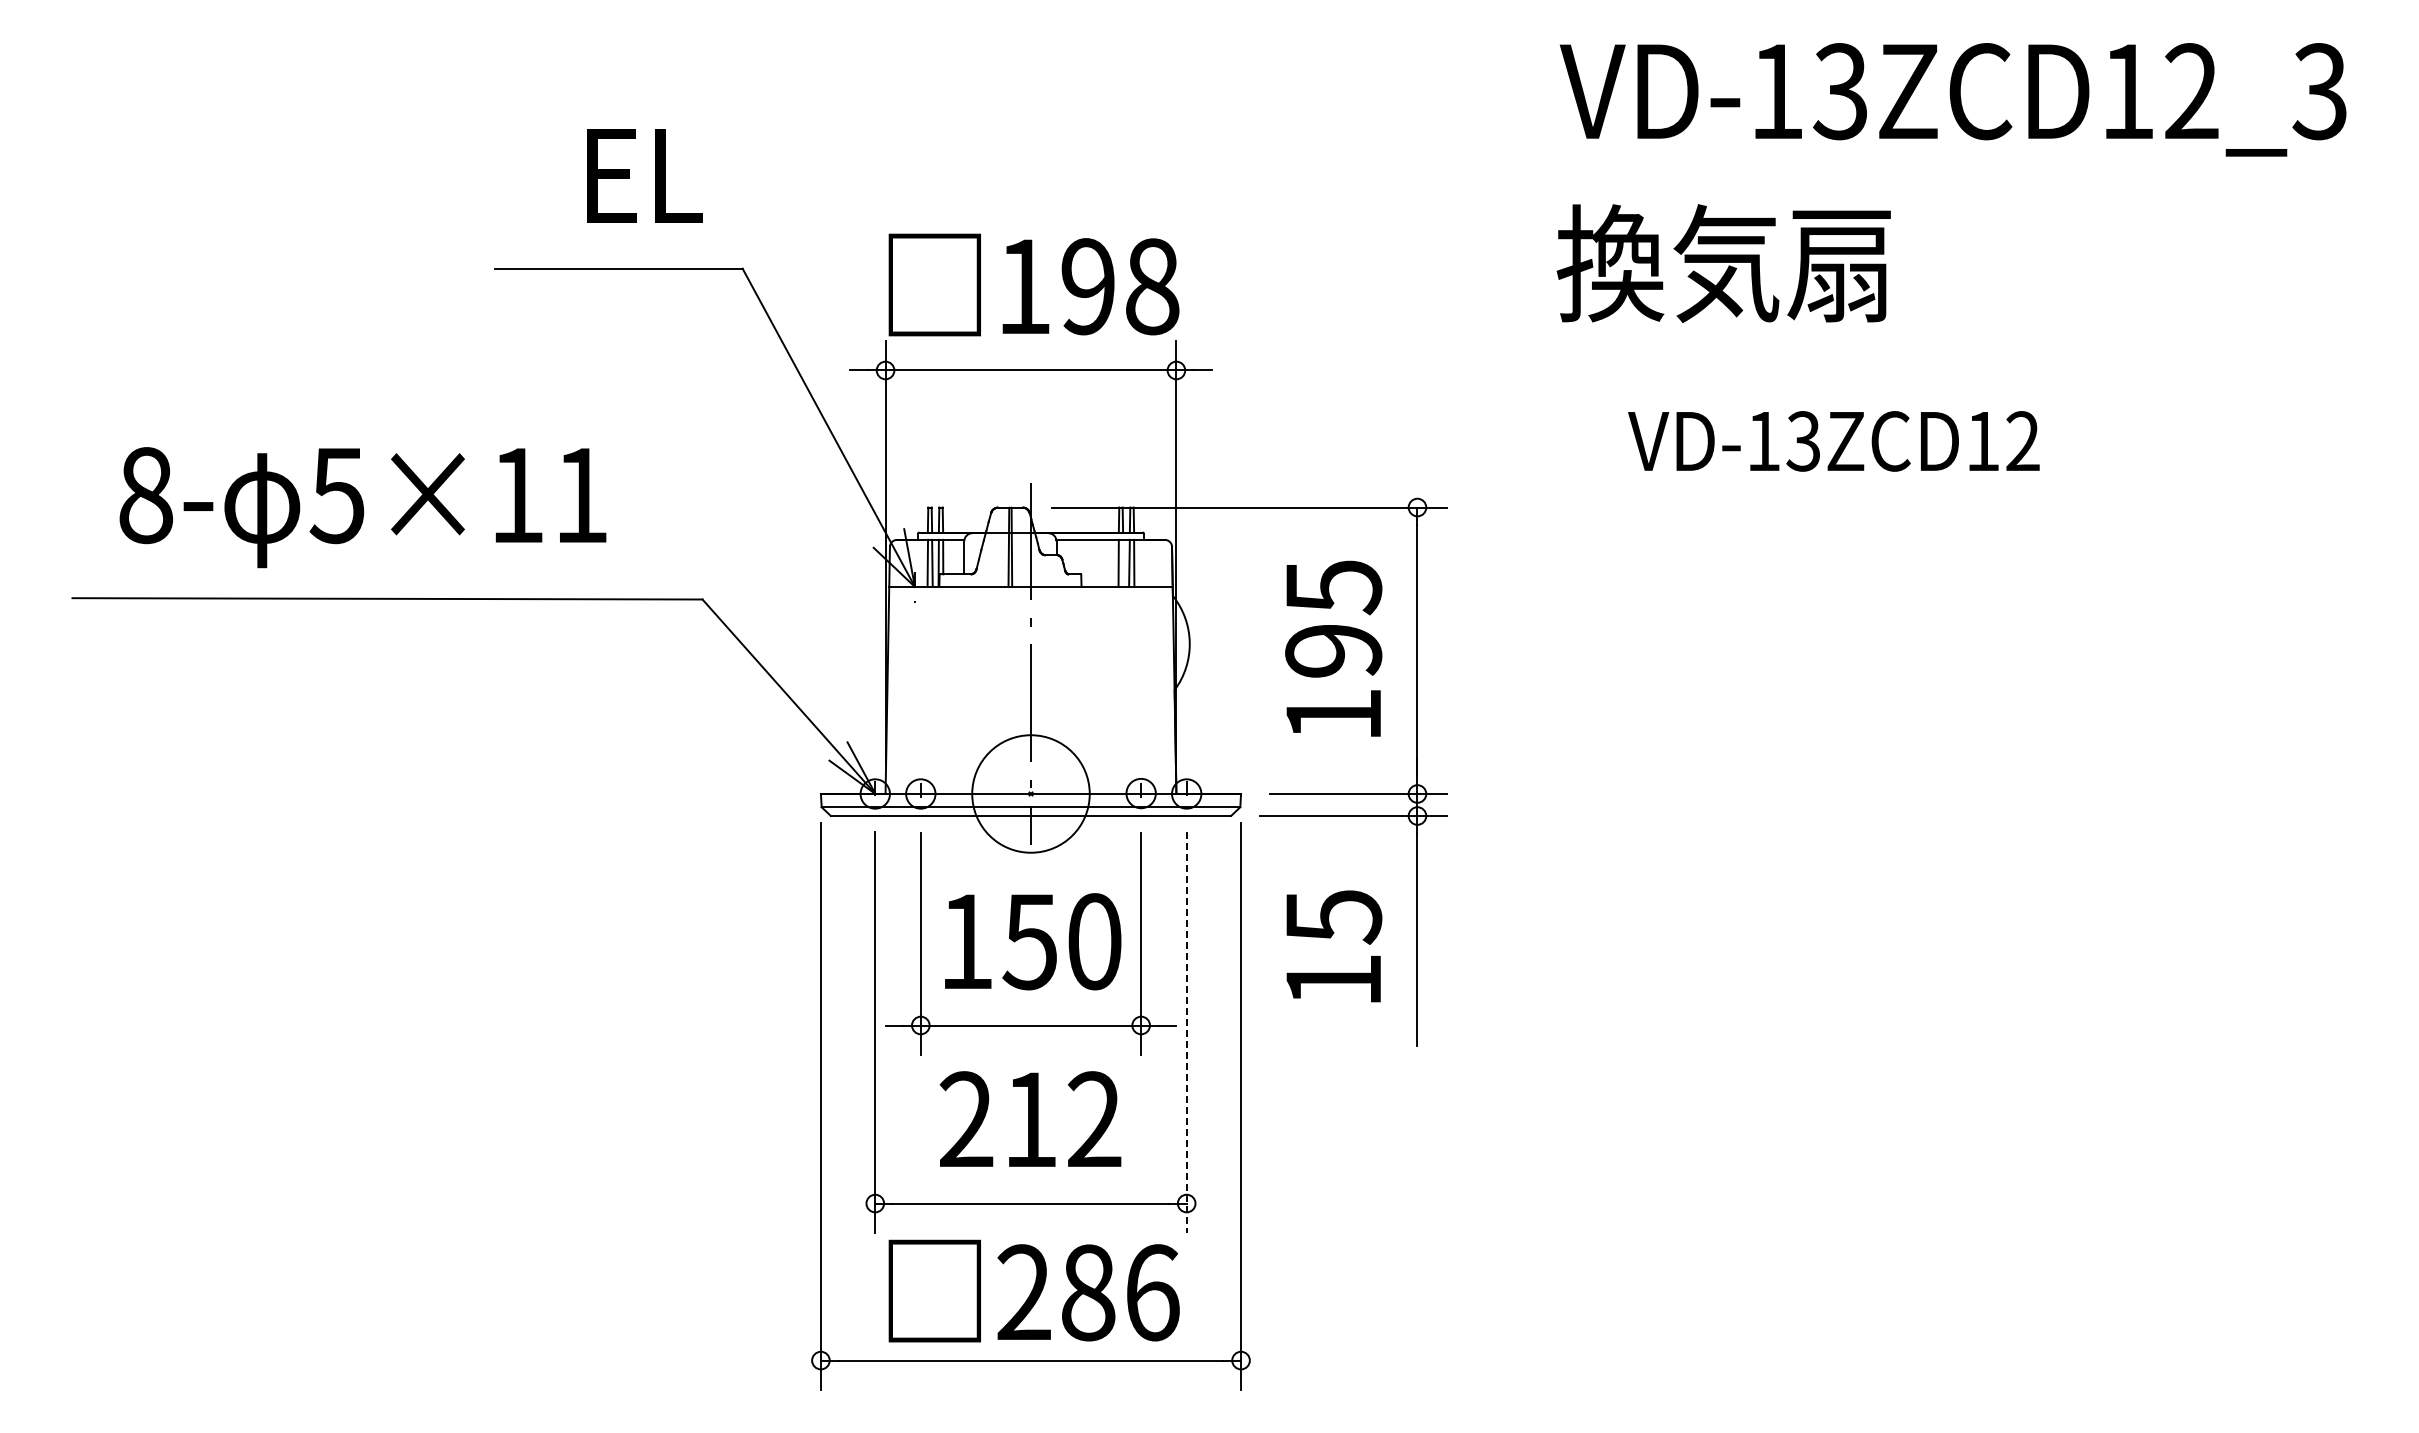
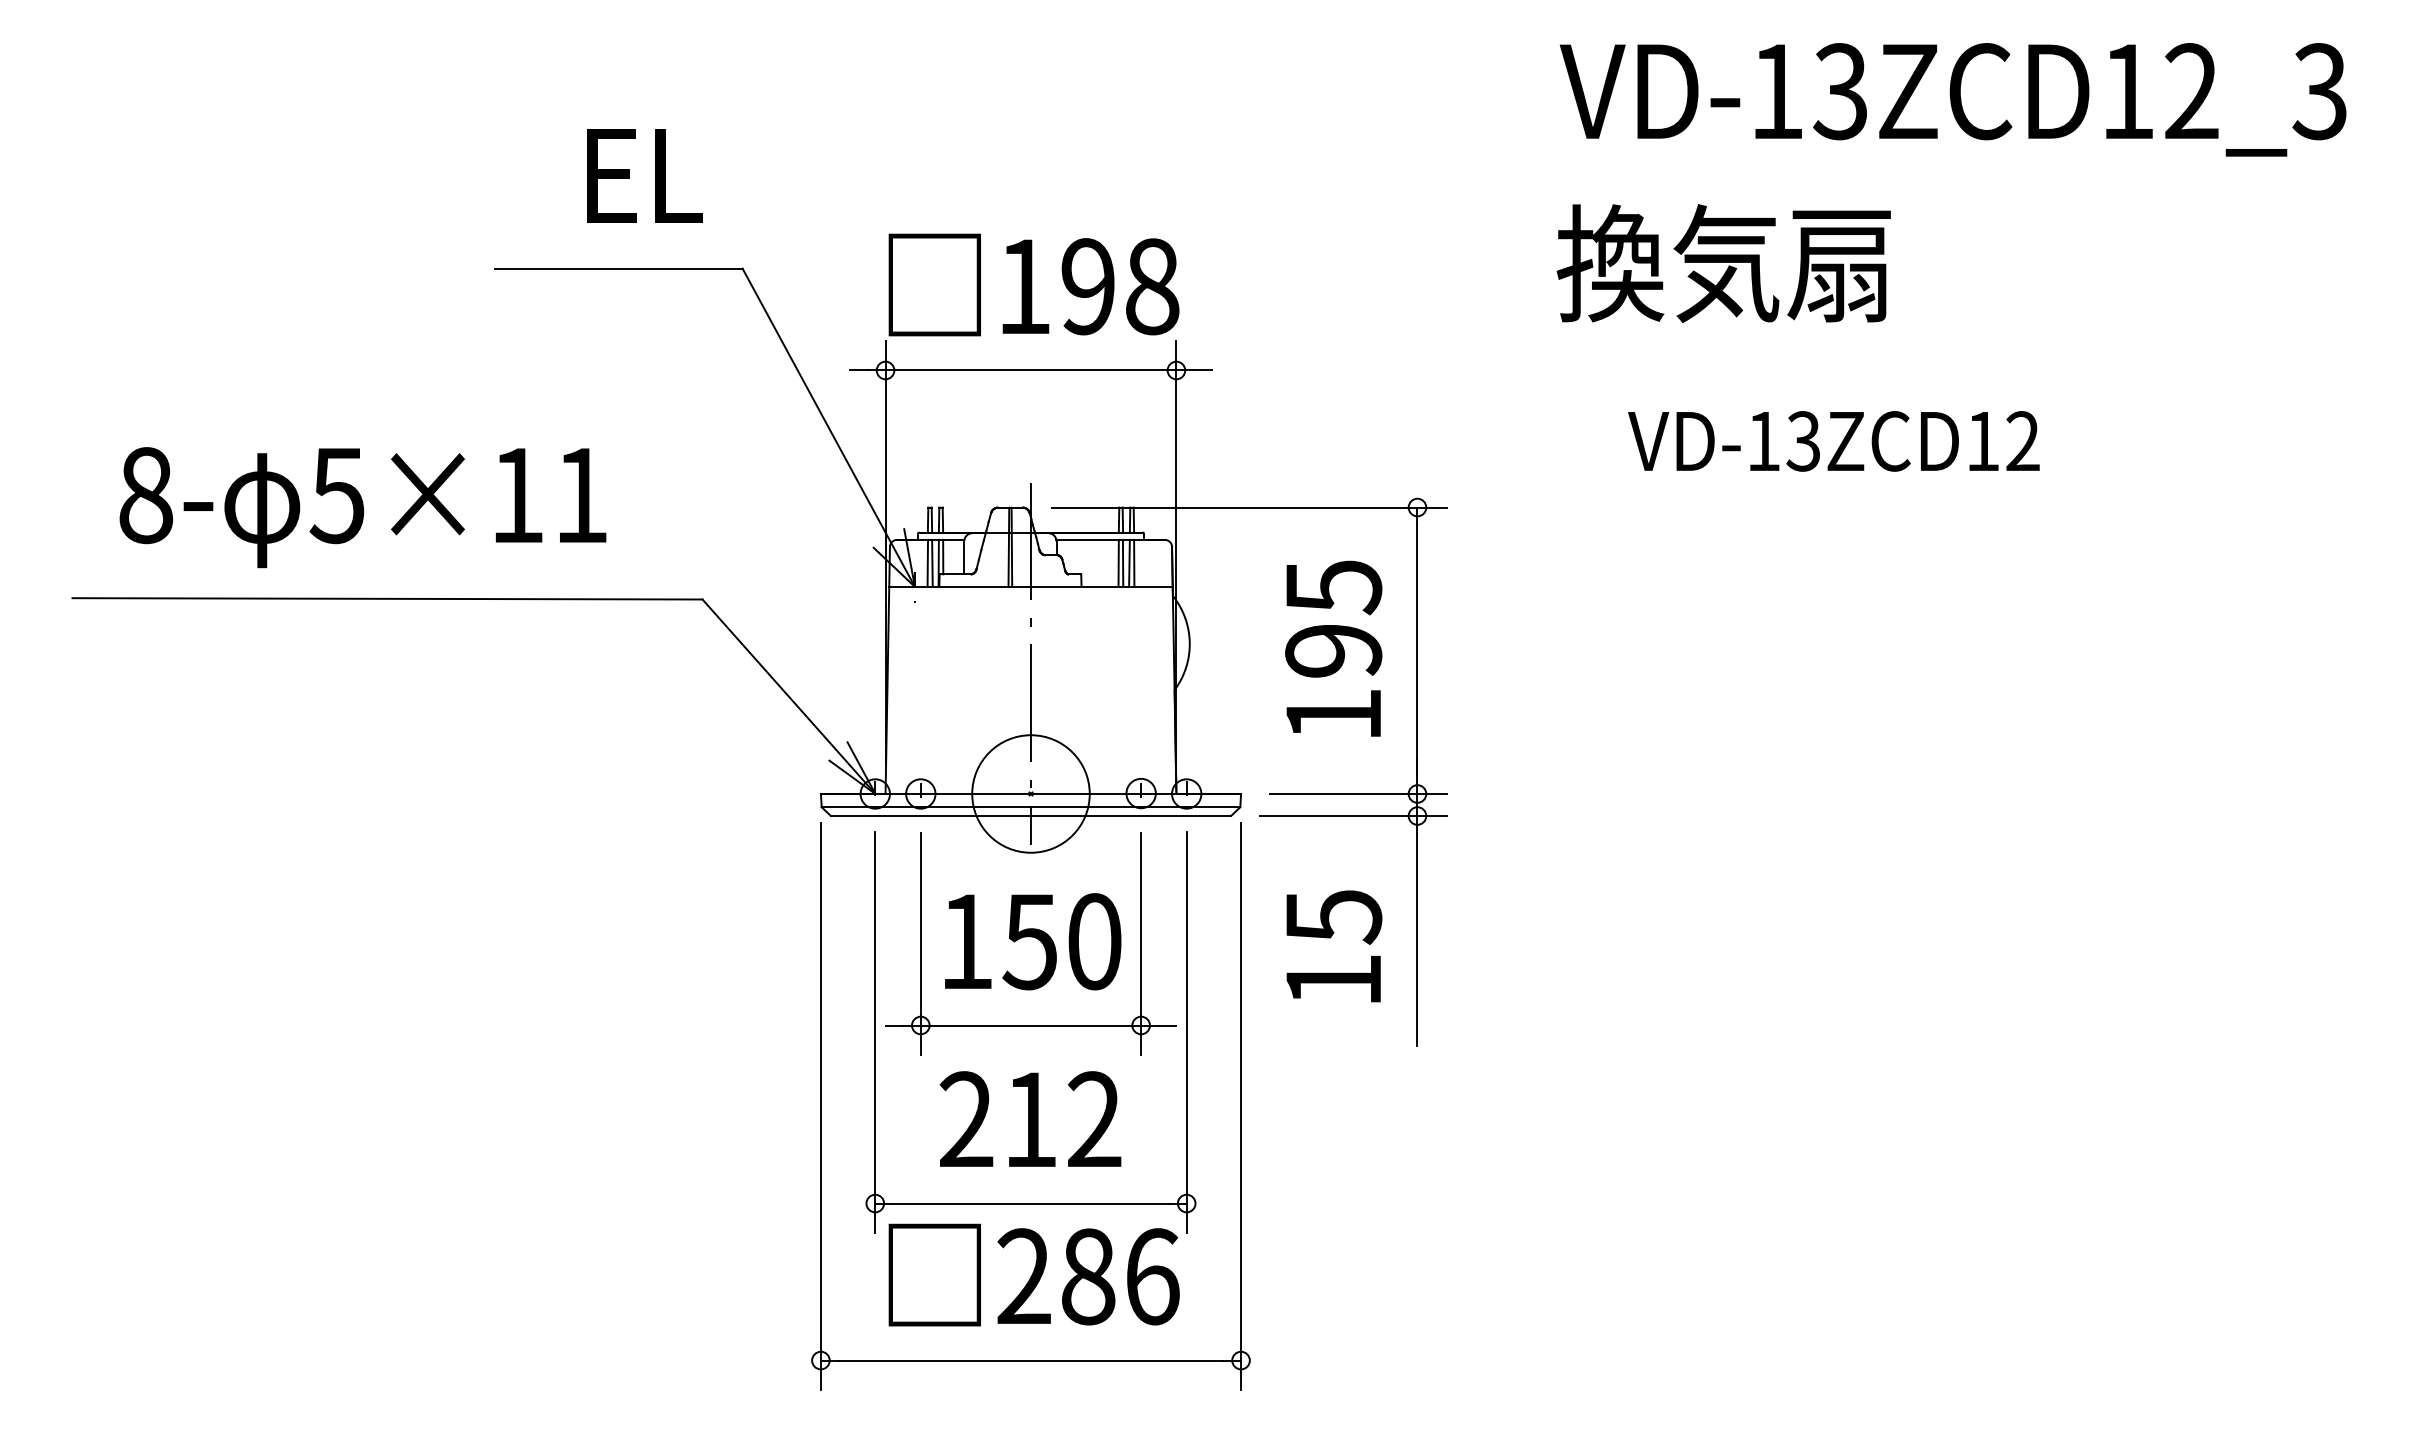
line: none -> present (1122, 563)
line: dashed -> solid (1186, 1032)
text position: (1033, 1290) -> (1033, 1274) (1033, 1274)
